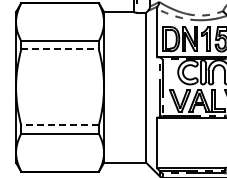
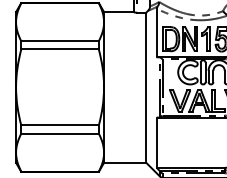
line: dashed -> solid (60, 49)
line: dashed -> solid (60, 125)
